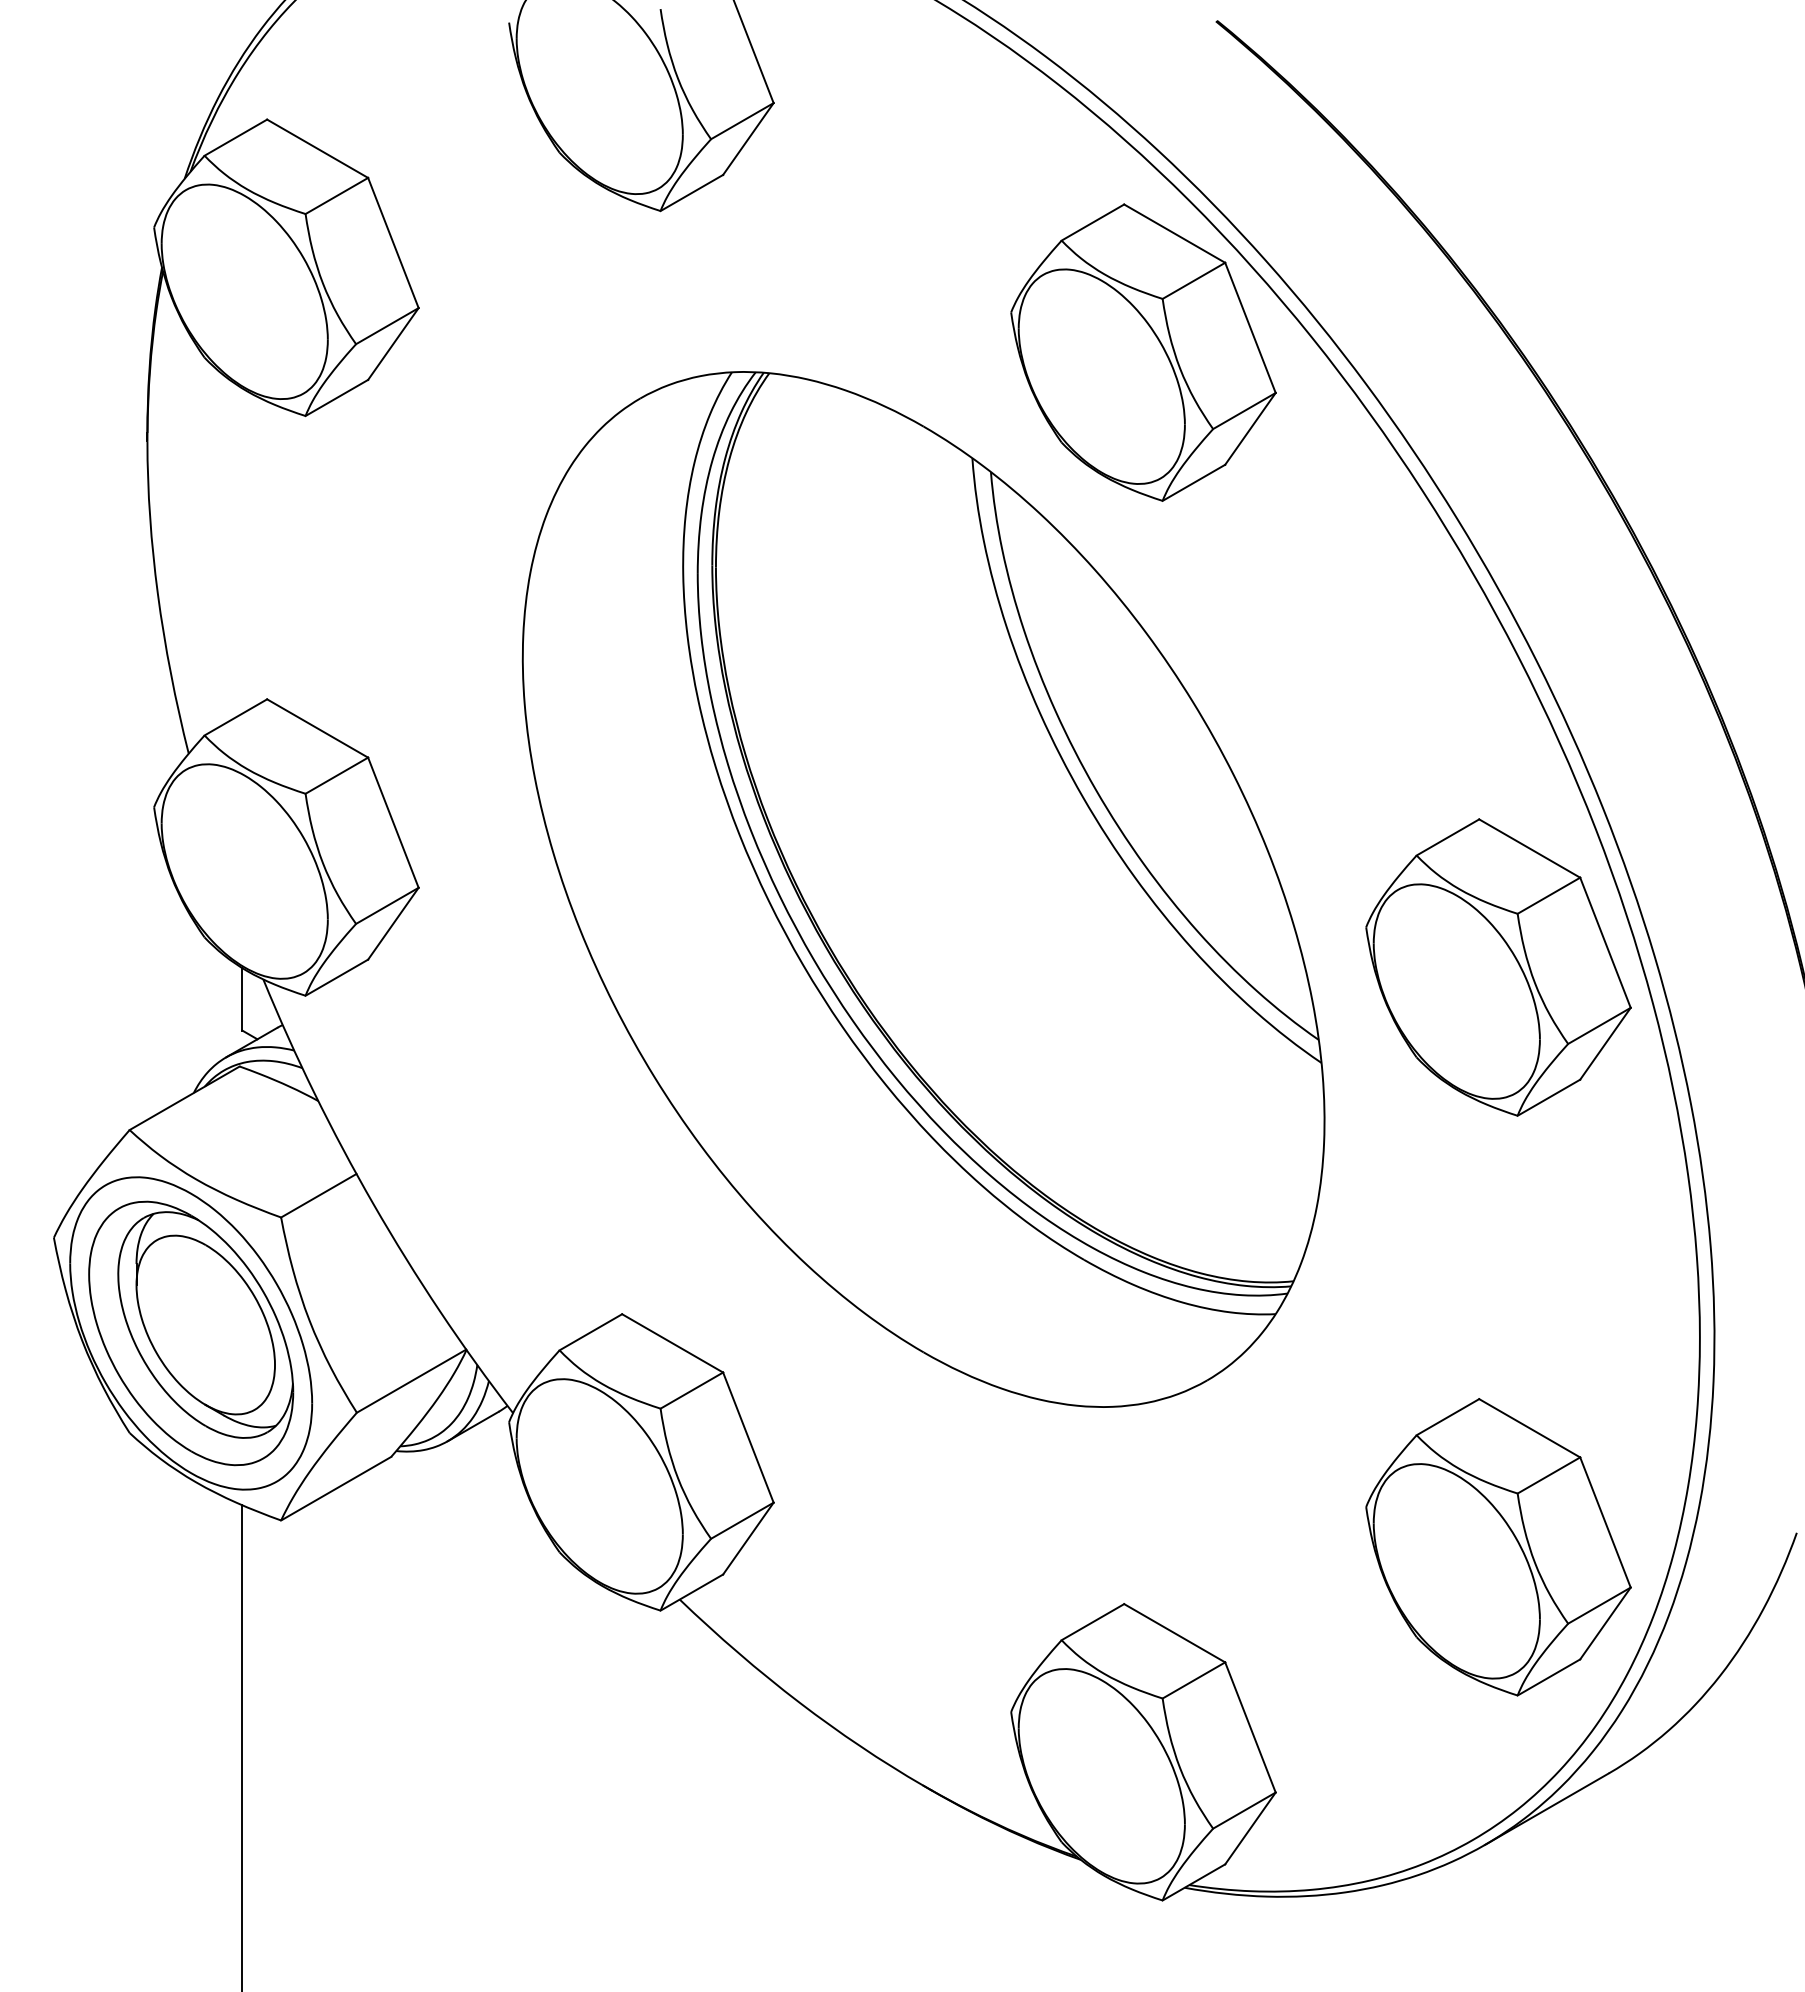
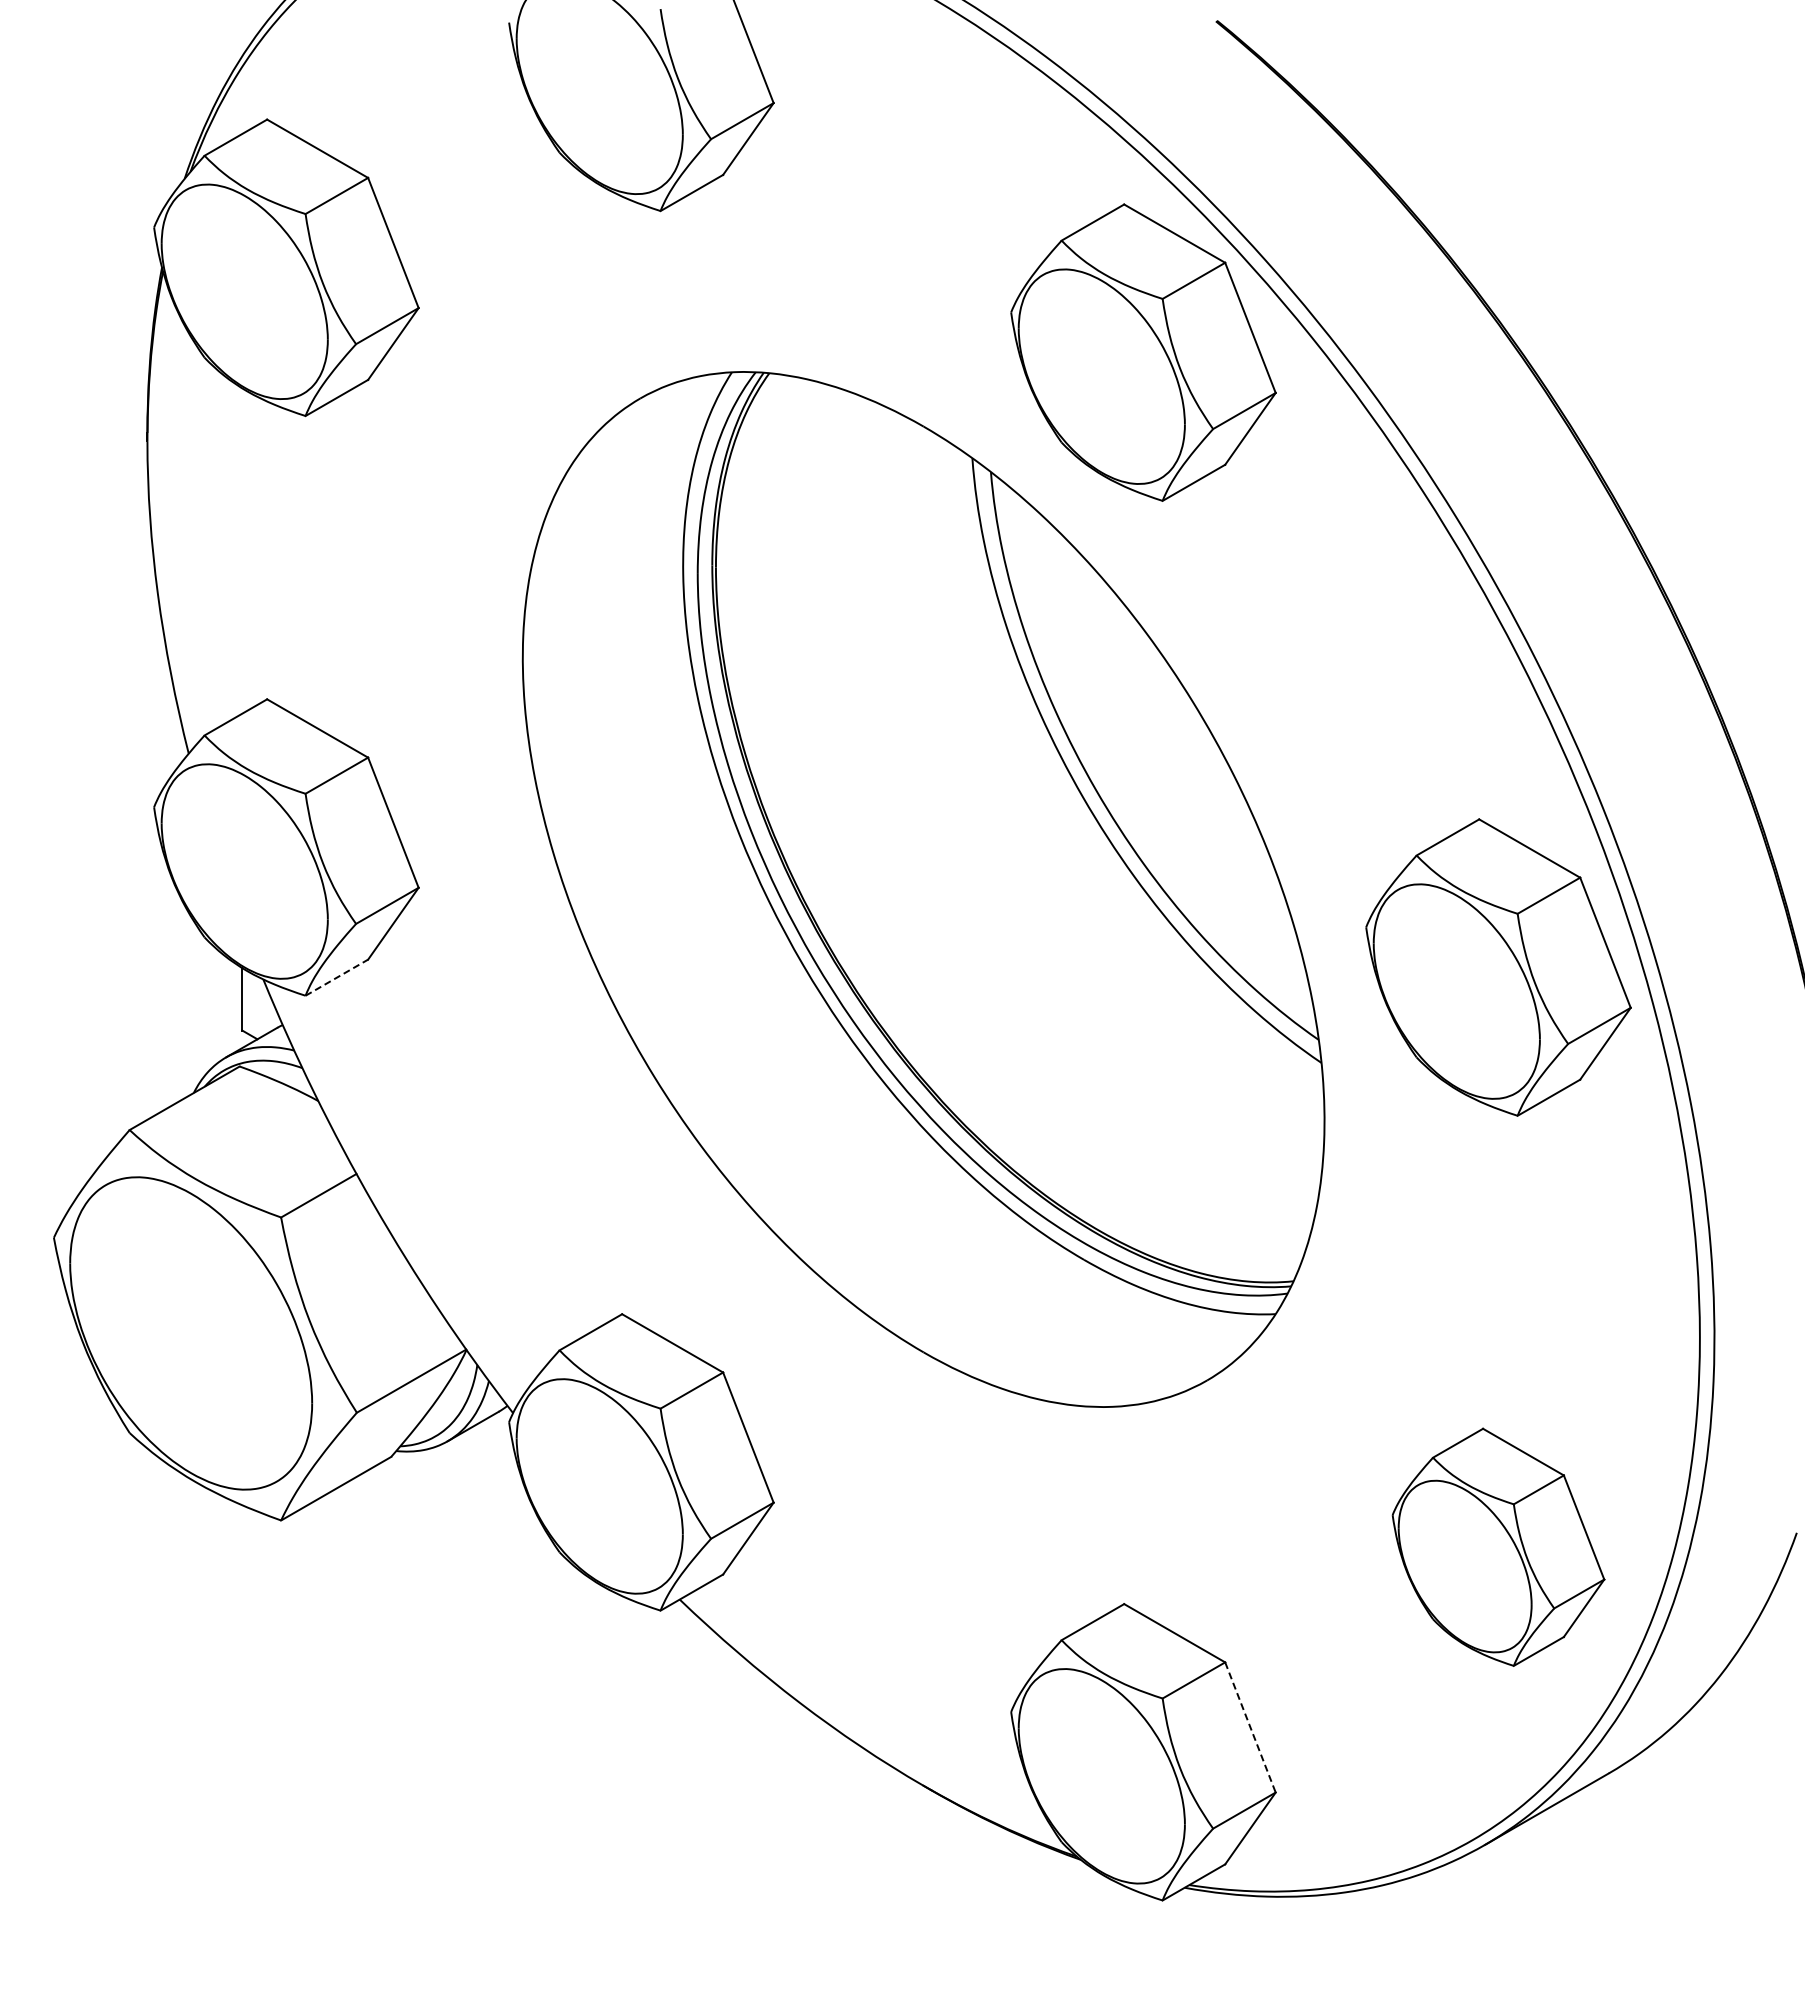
line: solid -> dashed (337, 977)
part: present -> none (191, 1333)
part size: 267x299 px -> 215x240 px (1498, 1546)
line: solid -> dashed (1250, 1727)
line: present -> none (242, 1746)
